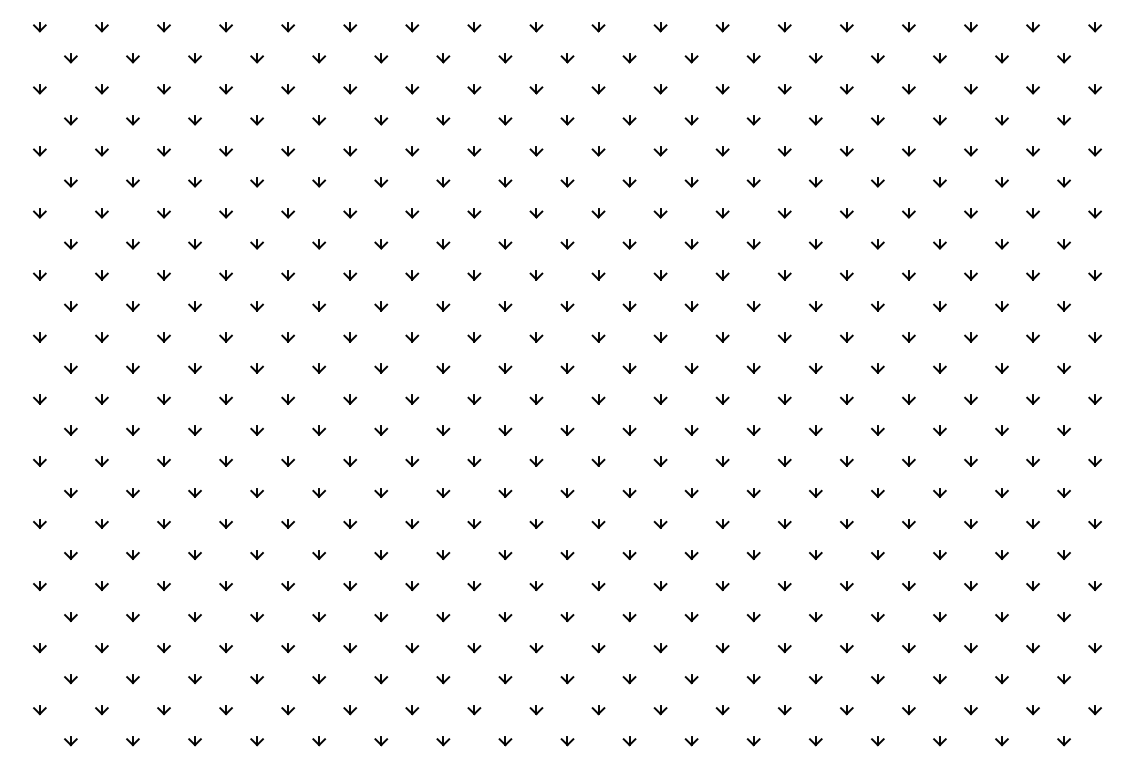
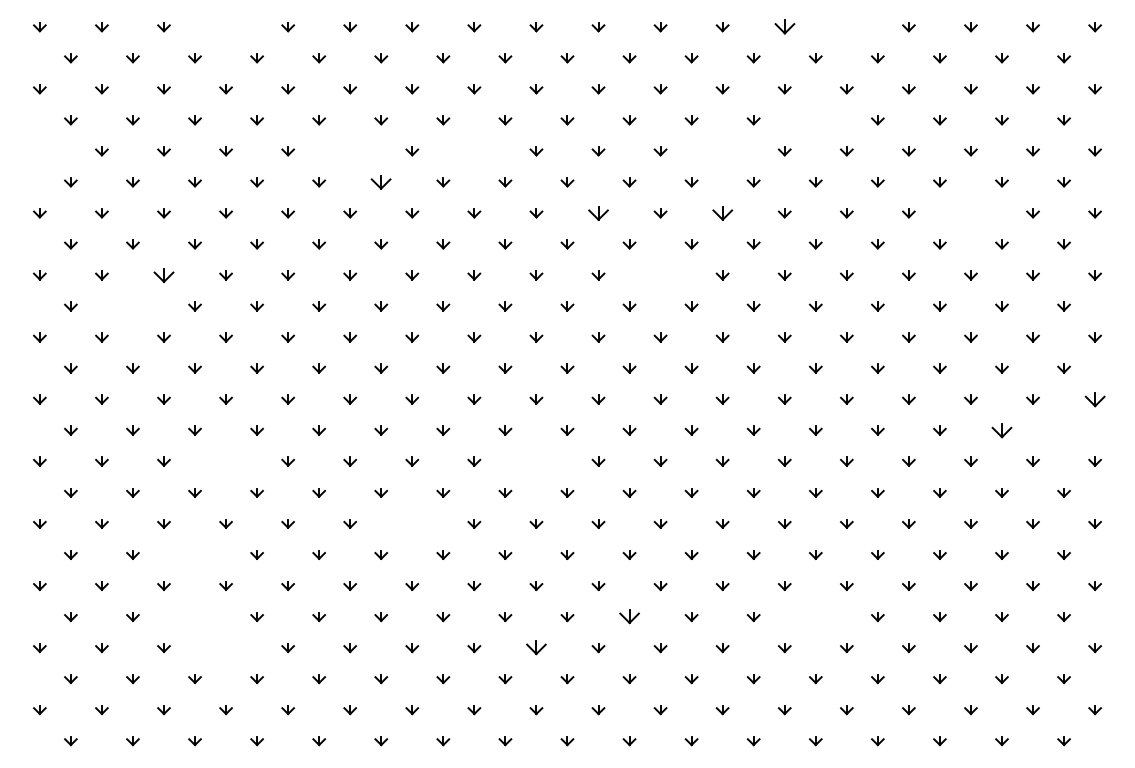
part: present -> none (225, 27)
part size: 15x11 px -> 22x16 px (784, 26)
part: present -> none (846, 27)
part: present -> none (815, 120)
part: present -> none (39, 151)
part: present -> none (350, 151)
part: present -> none (474, 151)
part: present -> none (722, 151)
part size: 15x11 px -> 22x15 px (380, 182)
part size: 15x11 px -> 21x15 px (598, 213)
part size: 15x11 px -> 22x15 px (722, 213)
part: present -> none (970, 213)
part size: 14x11 px -> 22x15 px (163, 275)
part: present -> none (660, 275)
part: present -> none (132, 306)
part size: 14x11 px -> 22x16 px (1094, 399)
part size: 14x11 px -> 22x16 px (1001, 430)
part: present -> none (1063, 430)
part: present -> none (225, 461)
part: present -> none (536, 461)
part: present -> none (412, 523)
part: present -> none (194, 554)
part: present -> none (194, 616)
part size: 15x11 px -> 21x16 px (629, 616)
part: present -> none (815, 617)
part: present -> none (225, 648)
part size: 15x11 px -> 21x16 px (536, 647)
